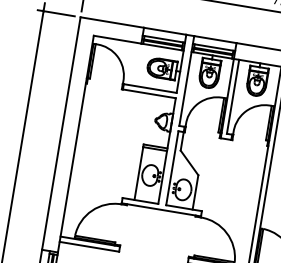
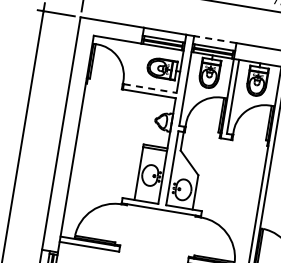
line: solid -> dashed (214, 39)
line: solid -> dashed (150, 88)
